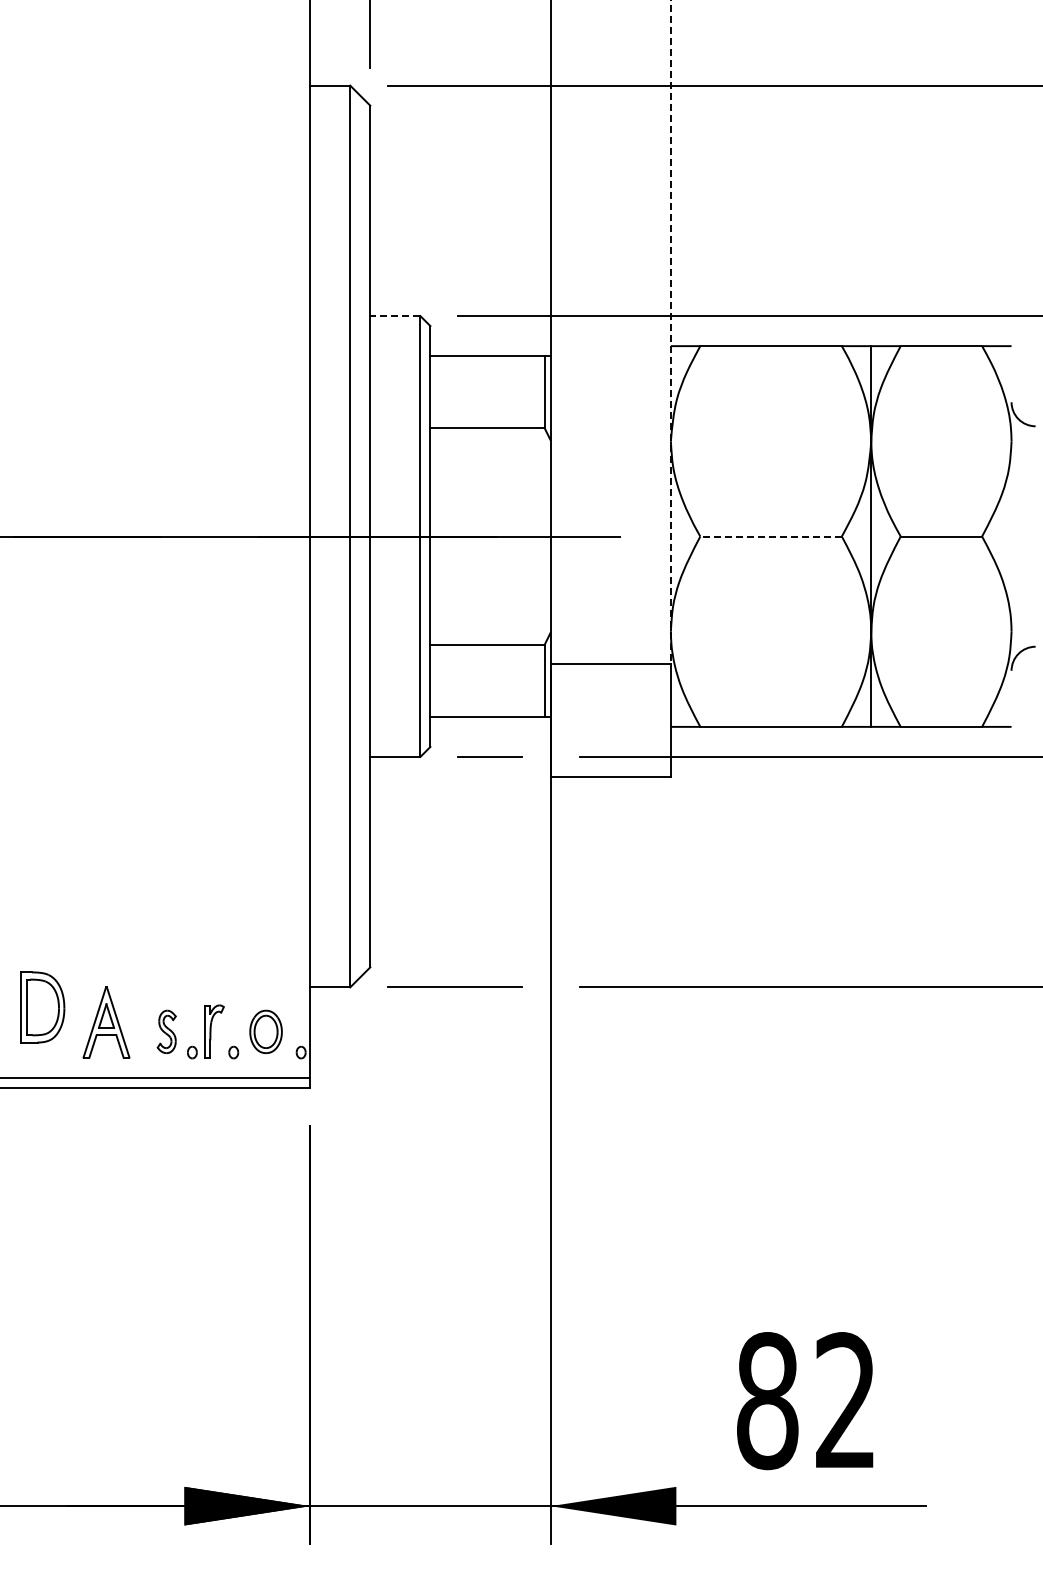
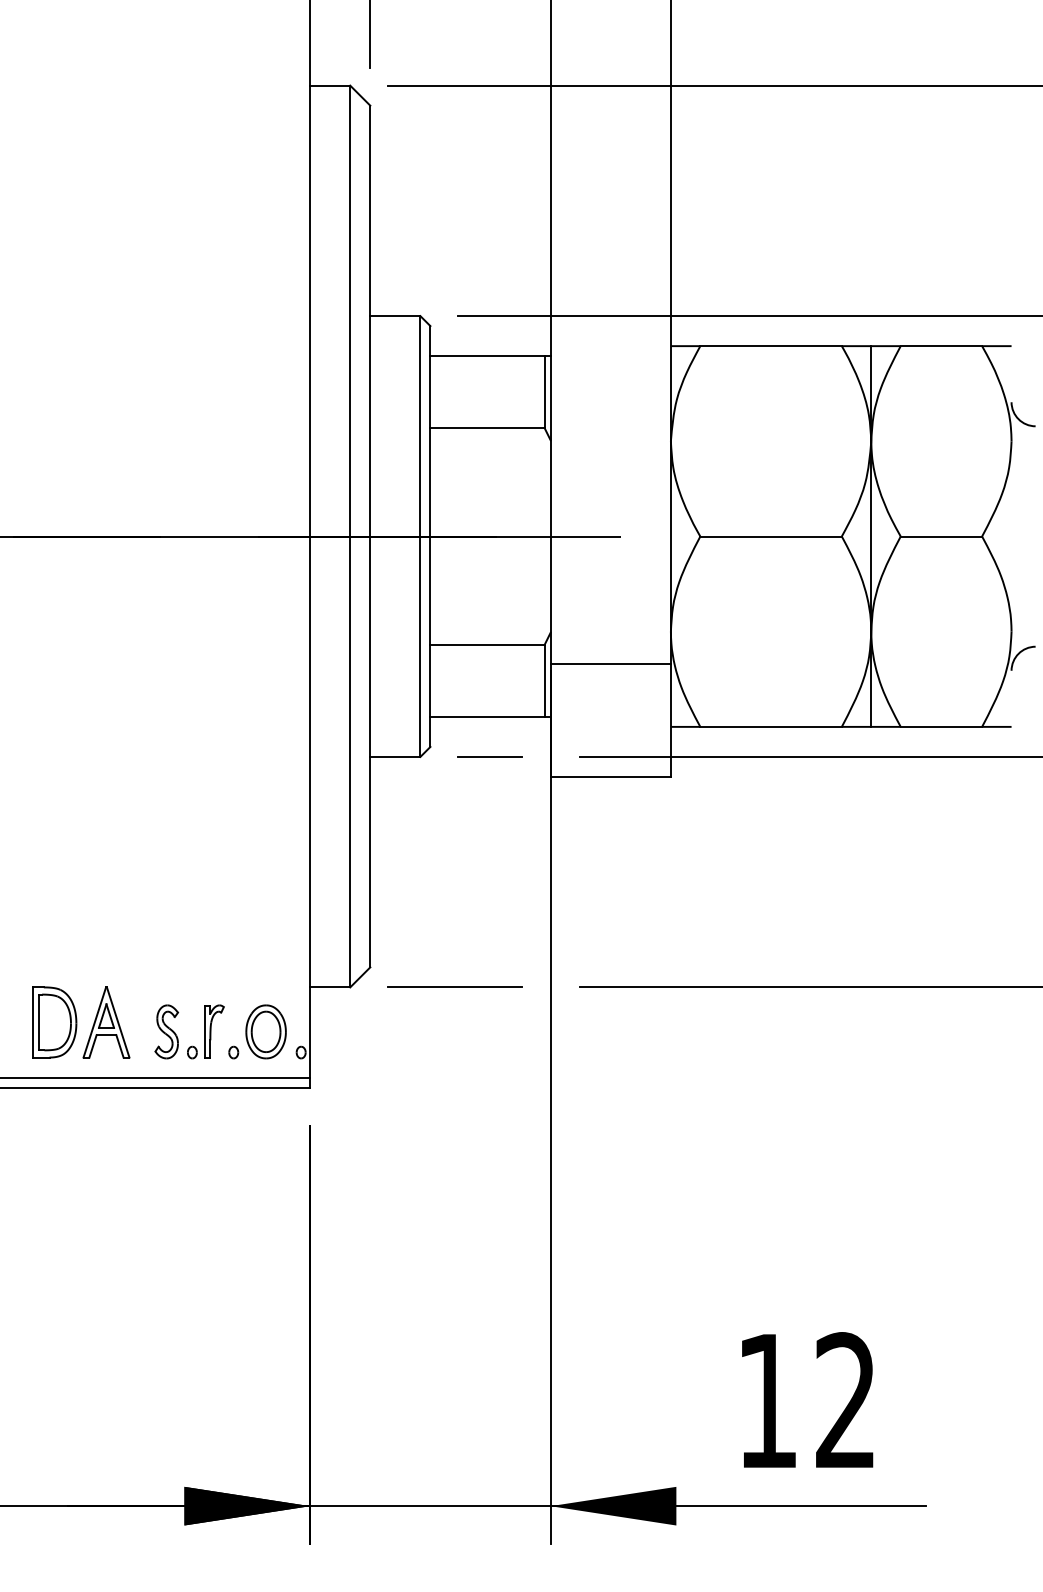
line: dashed -> solid (394, 316)
line: dashed -> solid (670, 332)
line: dashed -> solid (771, 536)
part position: (42, 1007) -> (54, 1022) (54, 1022)
part size: 21x45 px -> 26x56 px (166, 1031)
part size: 34x45 px -> 42x56 px (265, 1031)
text: 82 -> 12 (767, 1401)
